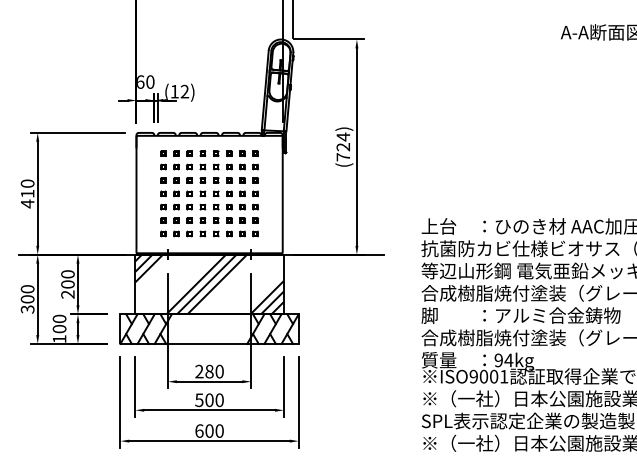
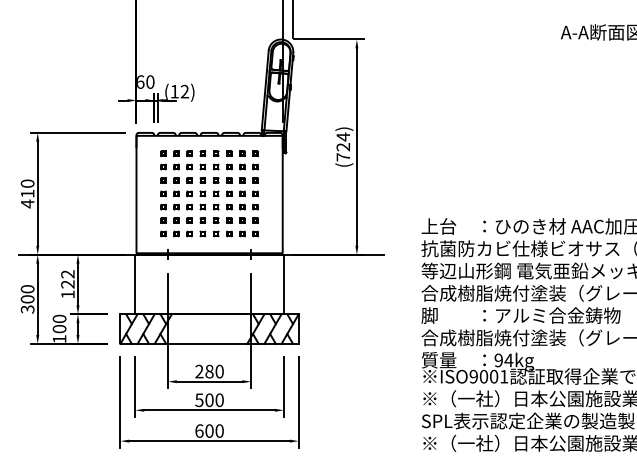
text: 200 -> 122 (67, 284)
hatch: present -> none (209, 284)
